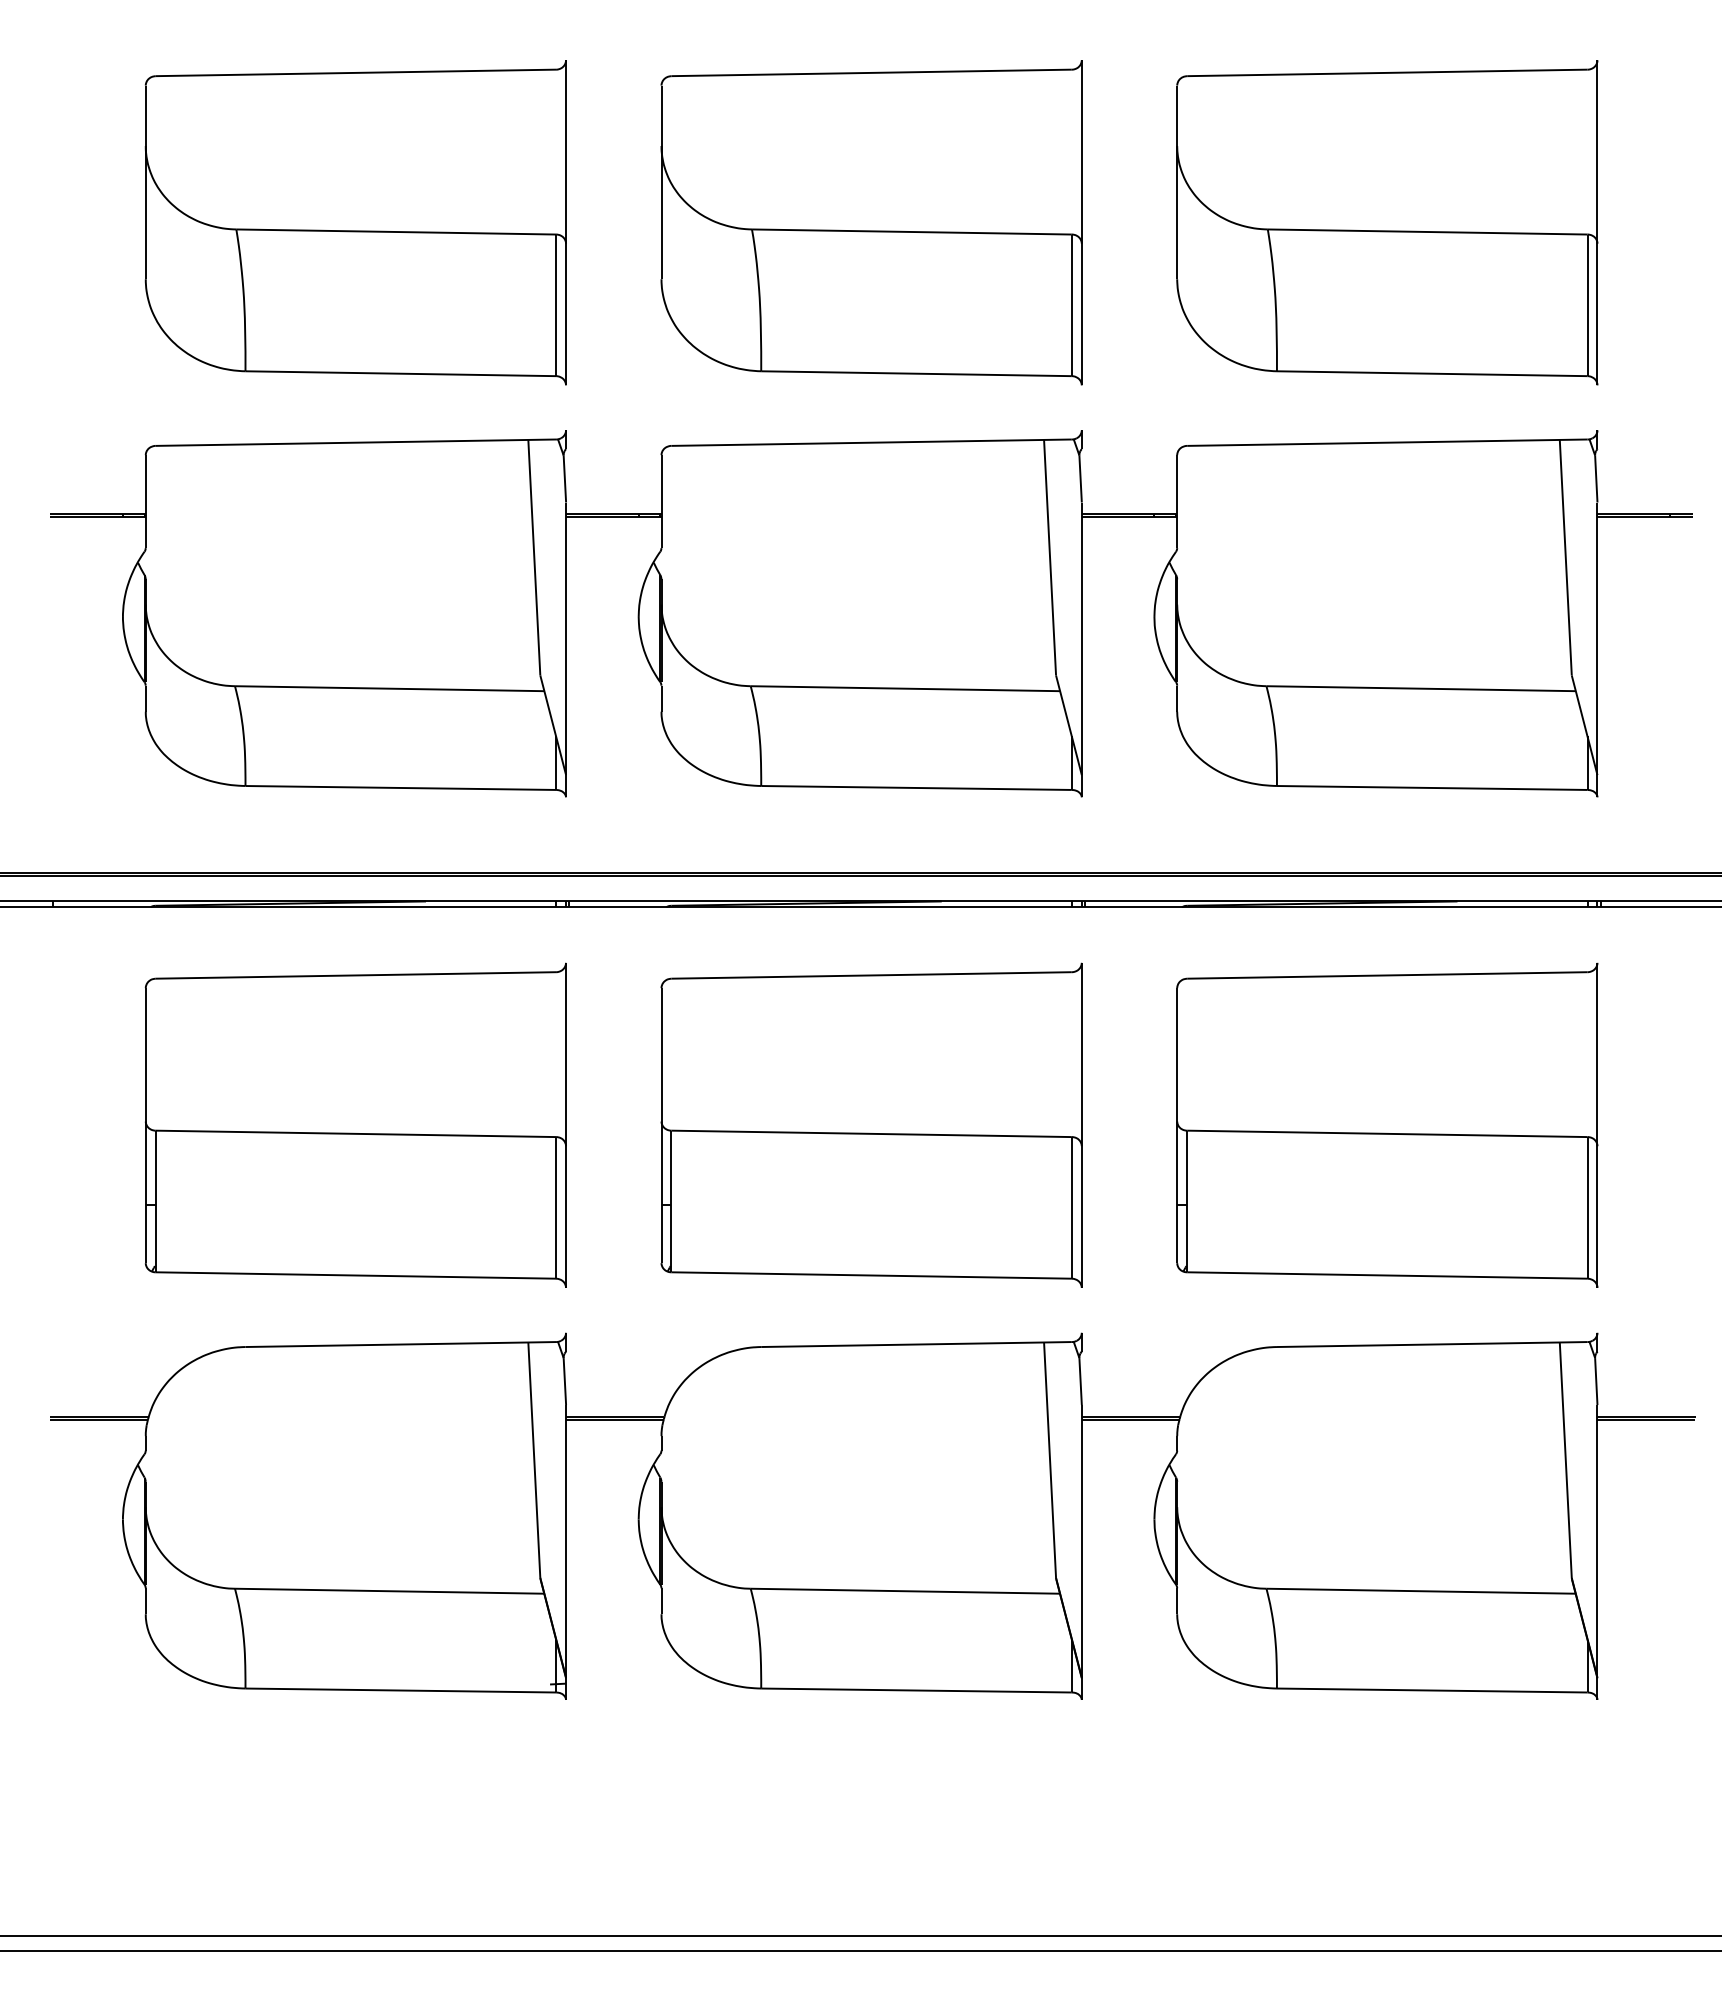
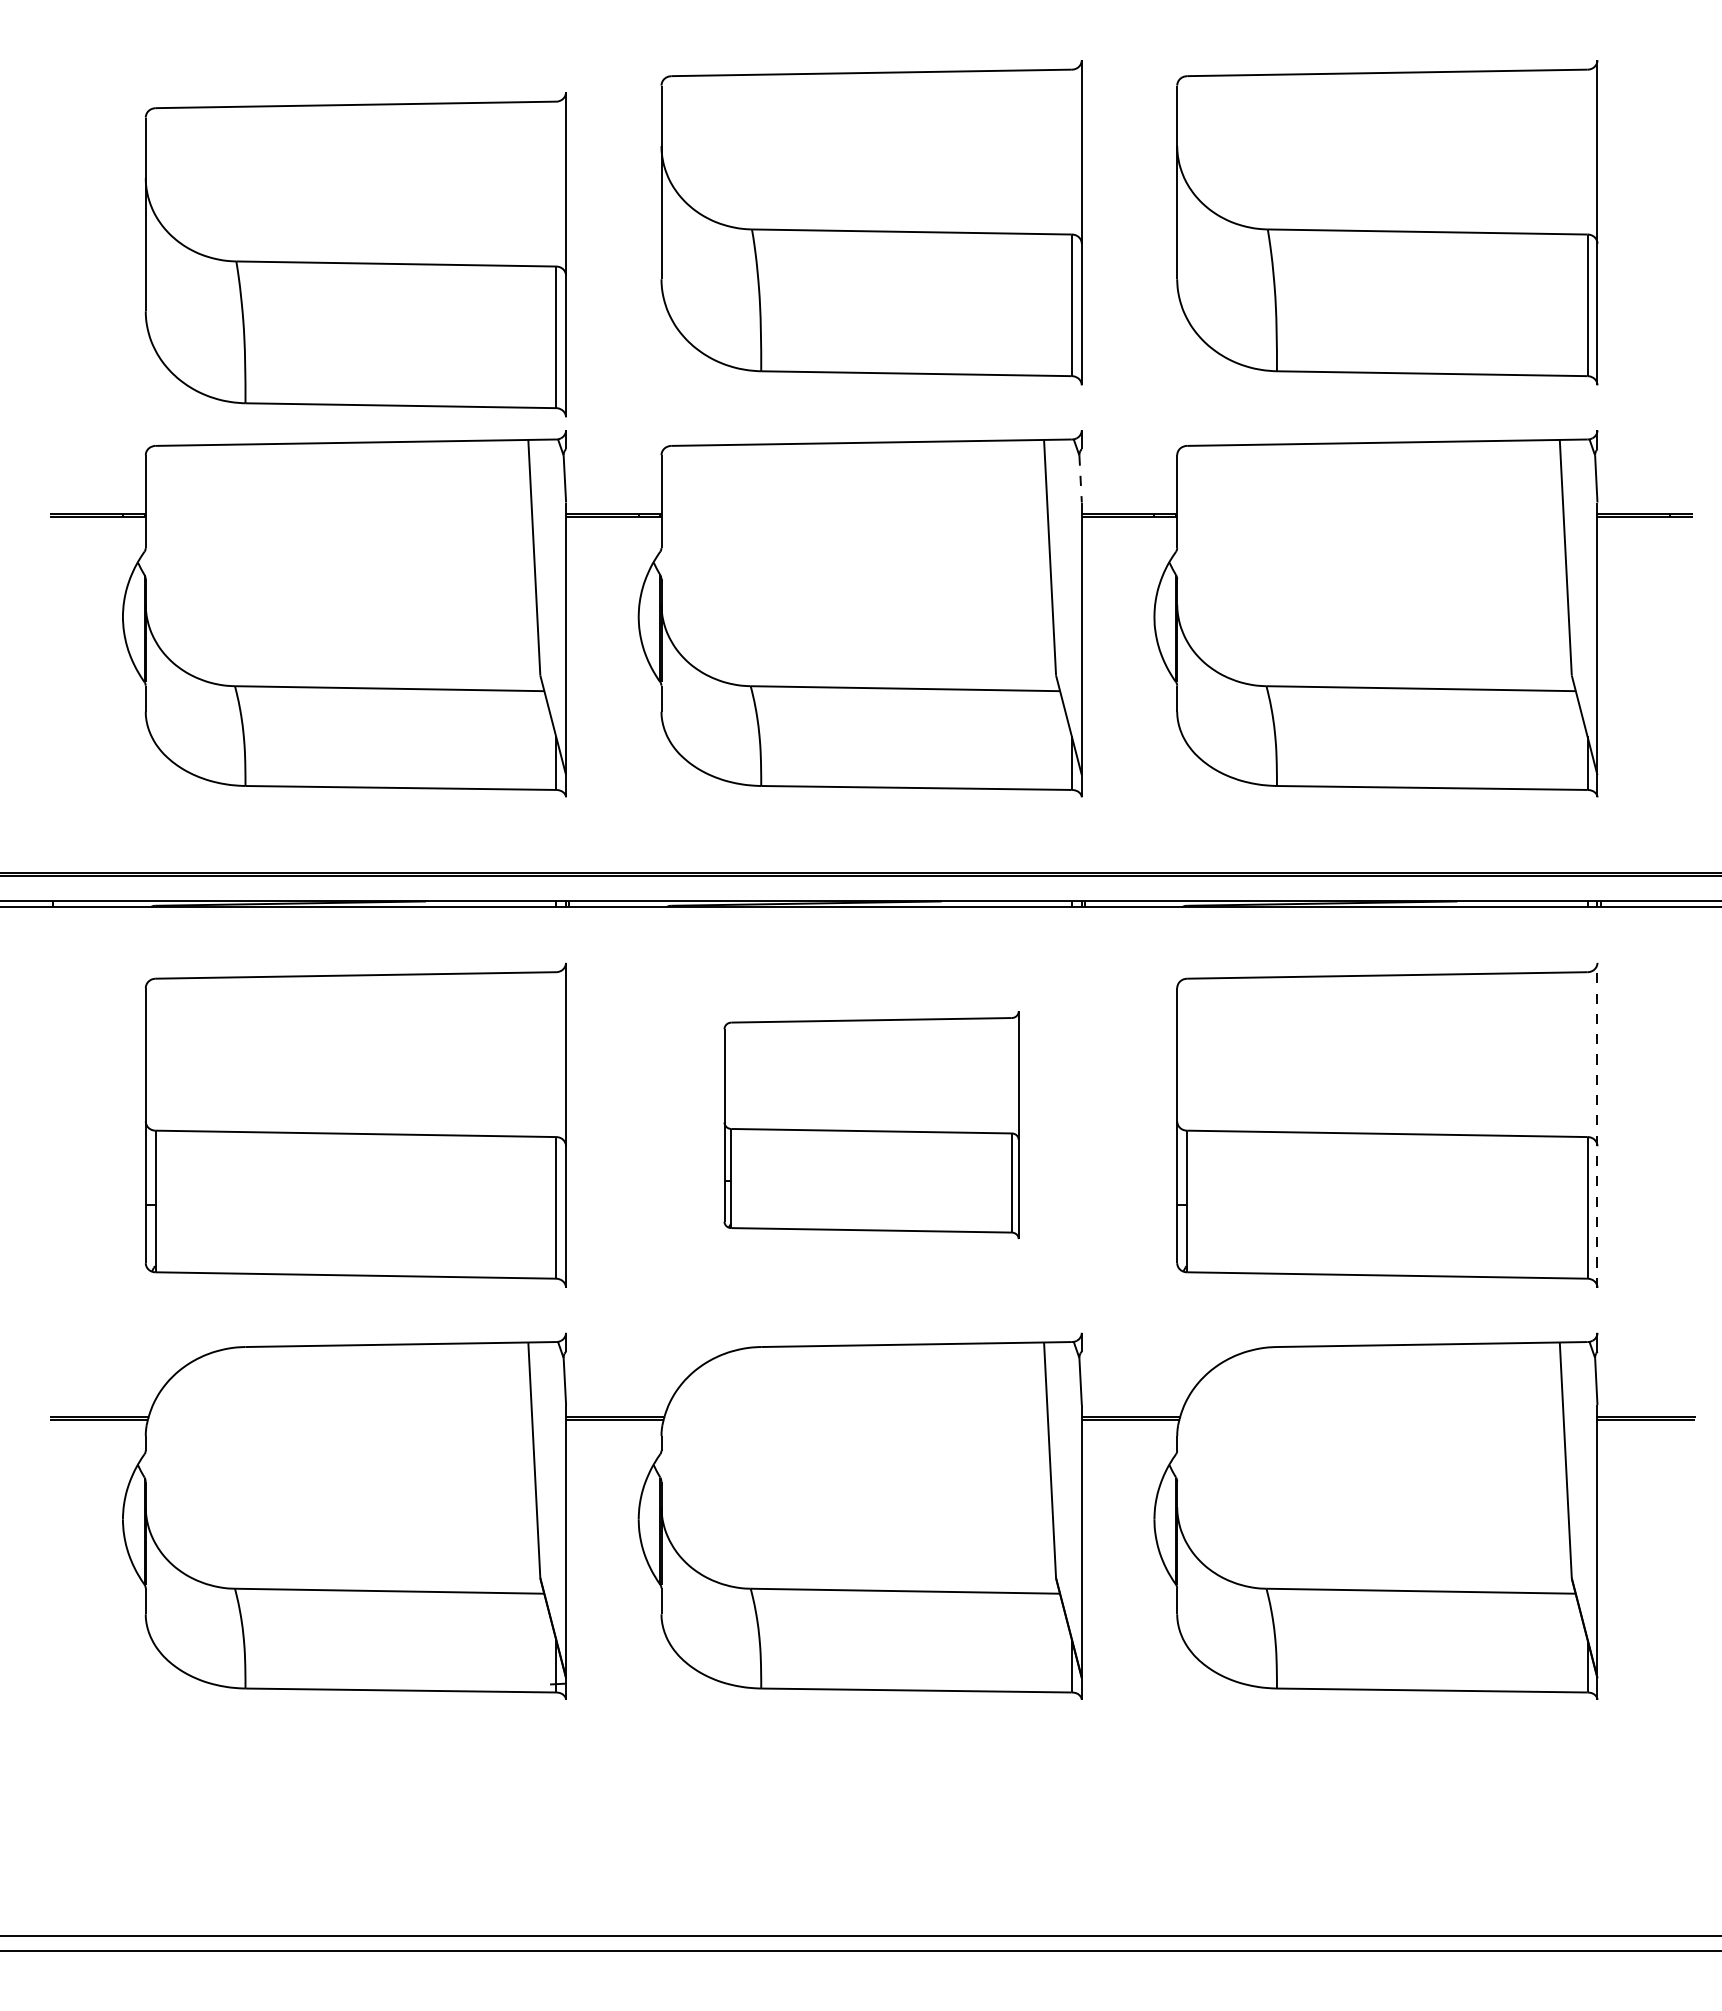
part position: (355, 222) -> (355, 254) (355, 254)
line: solid -> dashed (1080, 479)
part size: 423x326 px -> 297x228 px (871, 1124)
line: solid -> dashed (1597, 1125)
